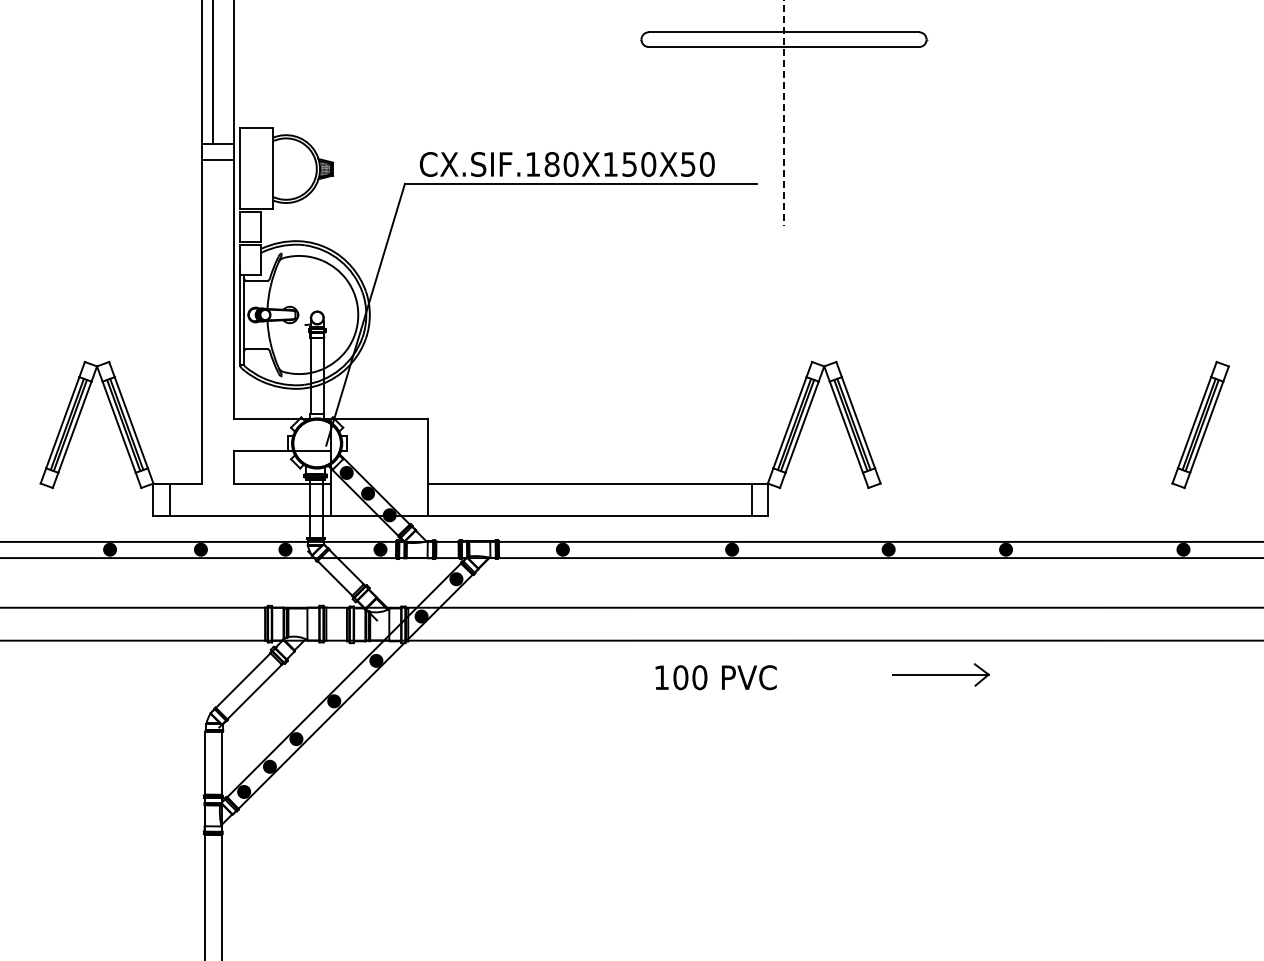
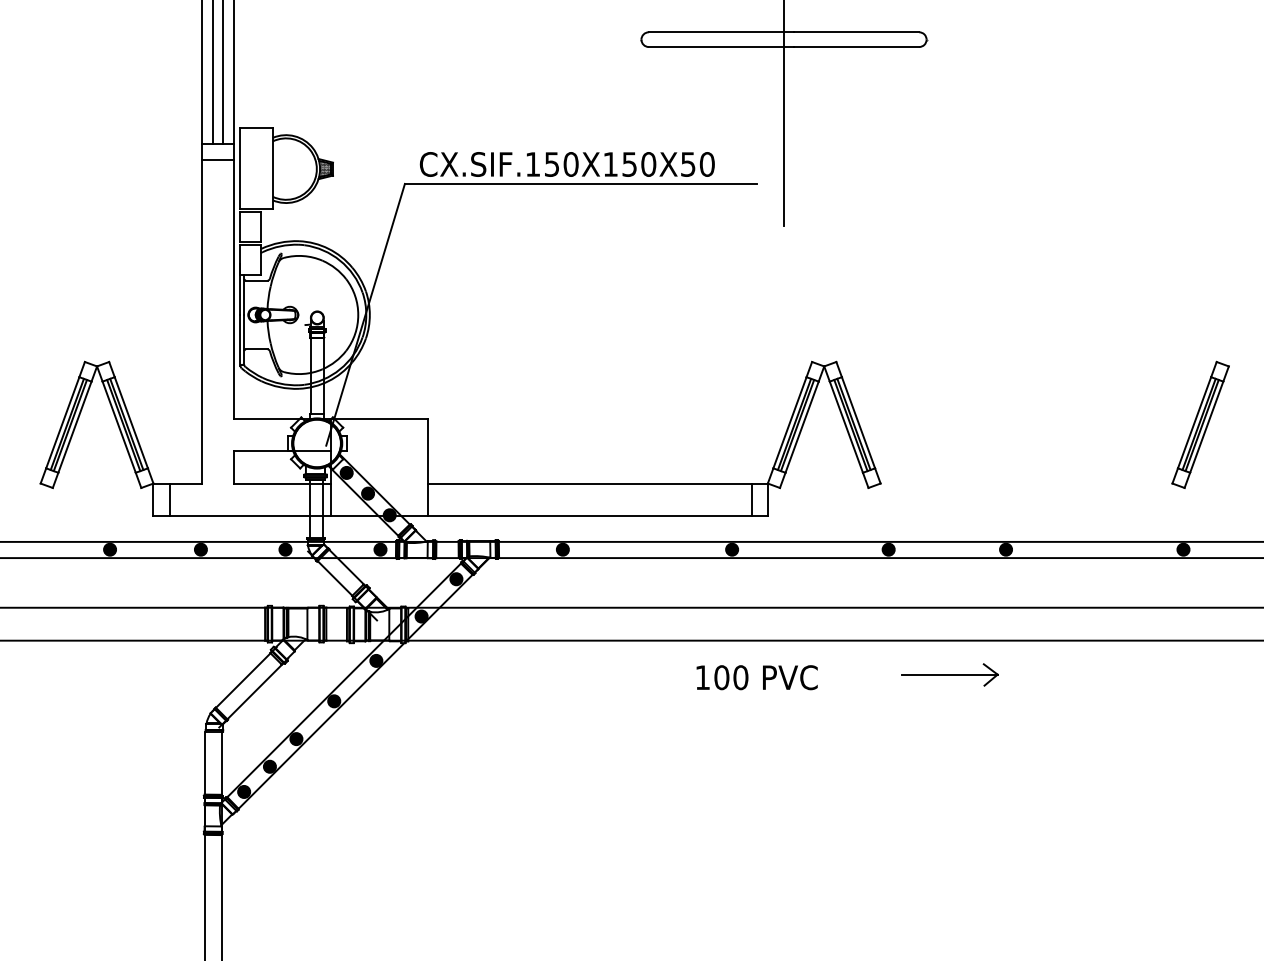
line: none -> present (223, 73)
line: dashed -> solid (784, 113)
text: CX.SIF.180X150X50 -> CX.SIF.150X150X50 (551, 164)
part position: (940, 674) -> (949, 674) (949, 674)
text position: (715, 677) -> (756, 677) (756, 677)
